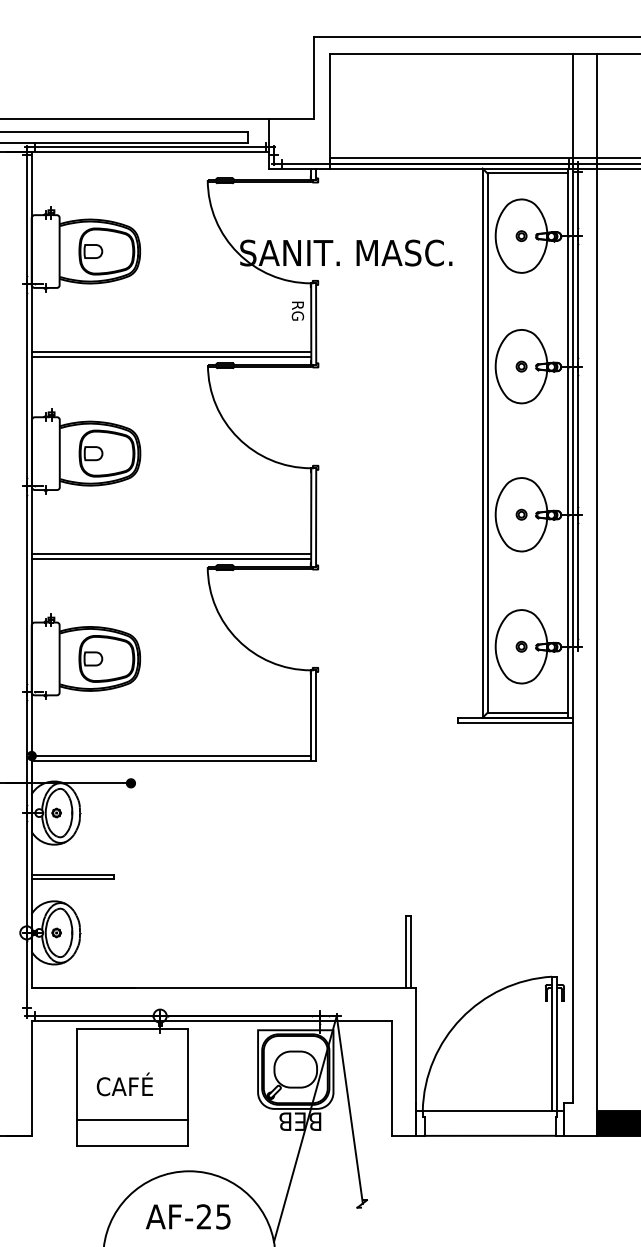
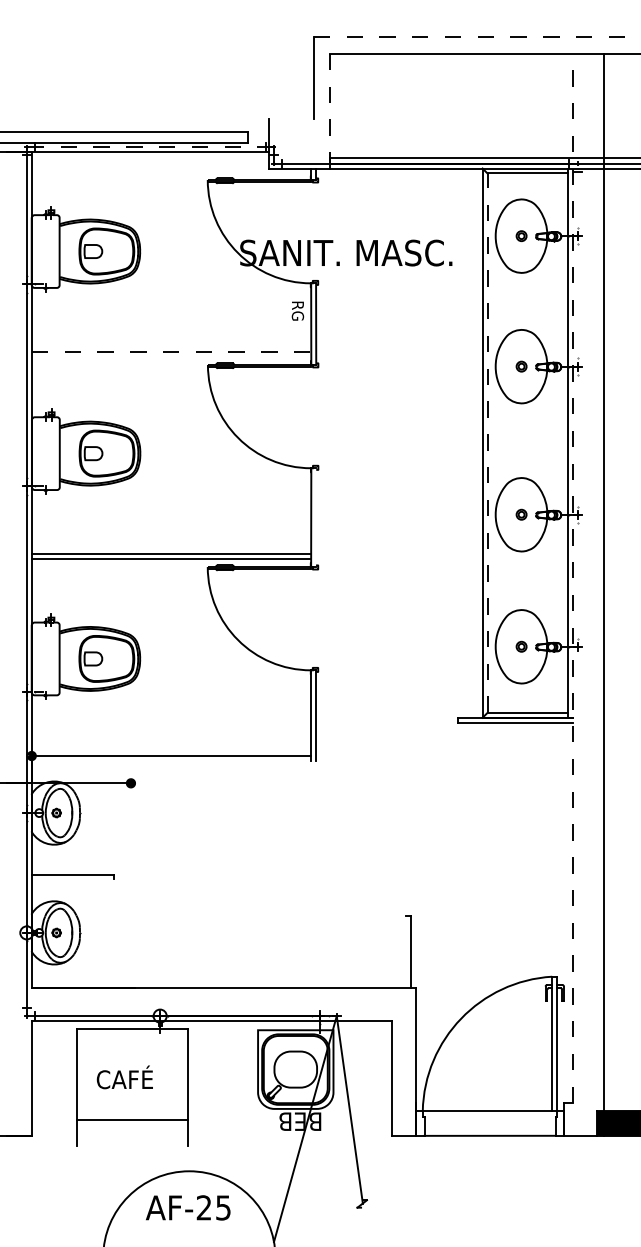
line: solid -> dashed (477, 37)
line: solid -> dashed (330, 110)
line: present -> none (157, 119)
line: solid -> dashed (149, 147)
line: solid -> dashed (171, 351)
line: present -> none (171, 356)
line: present -> none (577, 404)
line: solid -> dashed (487, 443)
line: present -> none (316, 517)
line: solid -> dashed (572, 578)
line position: (597, 594) -> (604, 594) (604, 594)
line: present -> none (173, 760)
line: present -> none (72, 879)
line: present -> none (406, 952)
text position: (124, 1084) -> (124, 1077) (124, 1077)
line: present -> none (132, 1145)
text position: (188, 1216) -> (188, 1207) (188, 1207)
